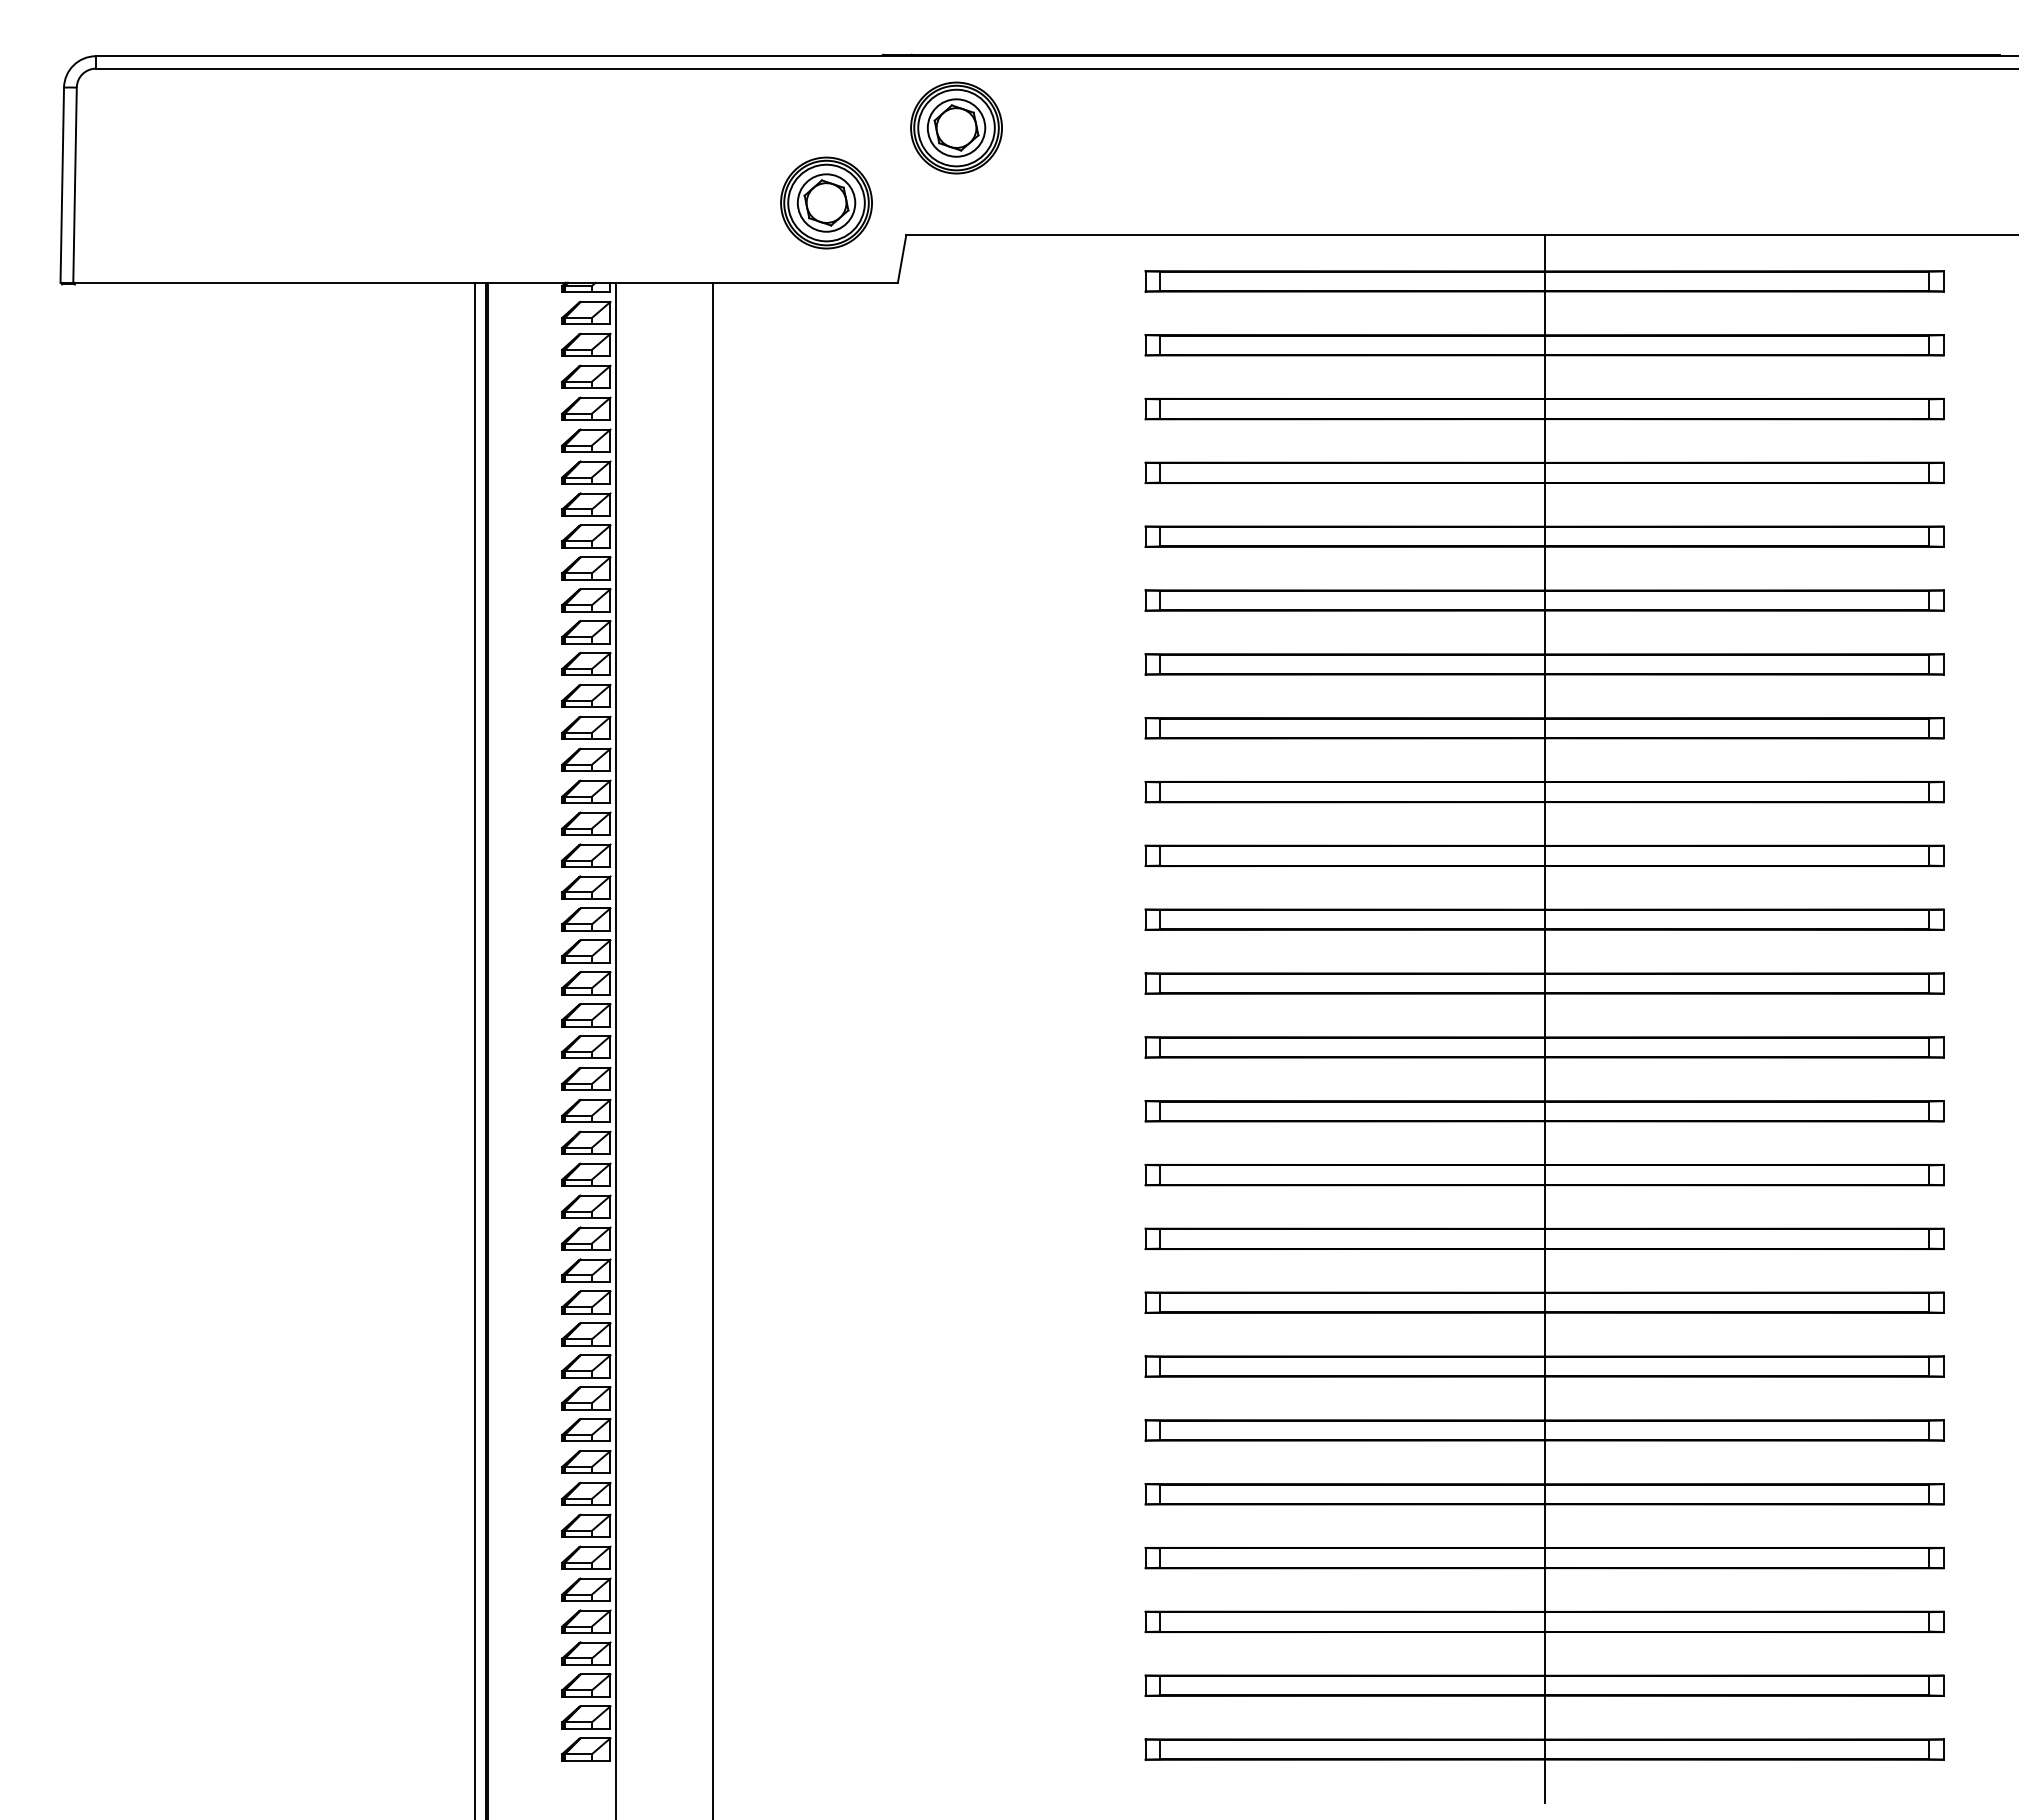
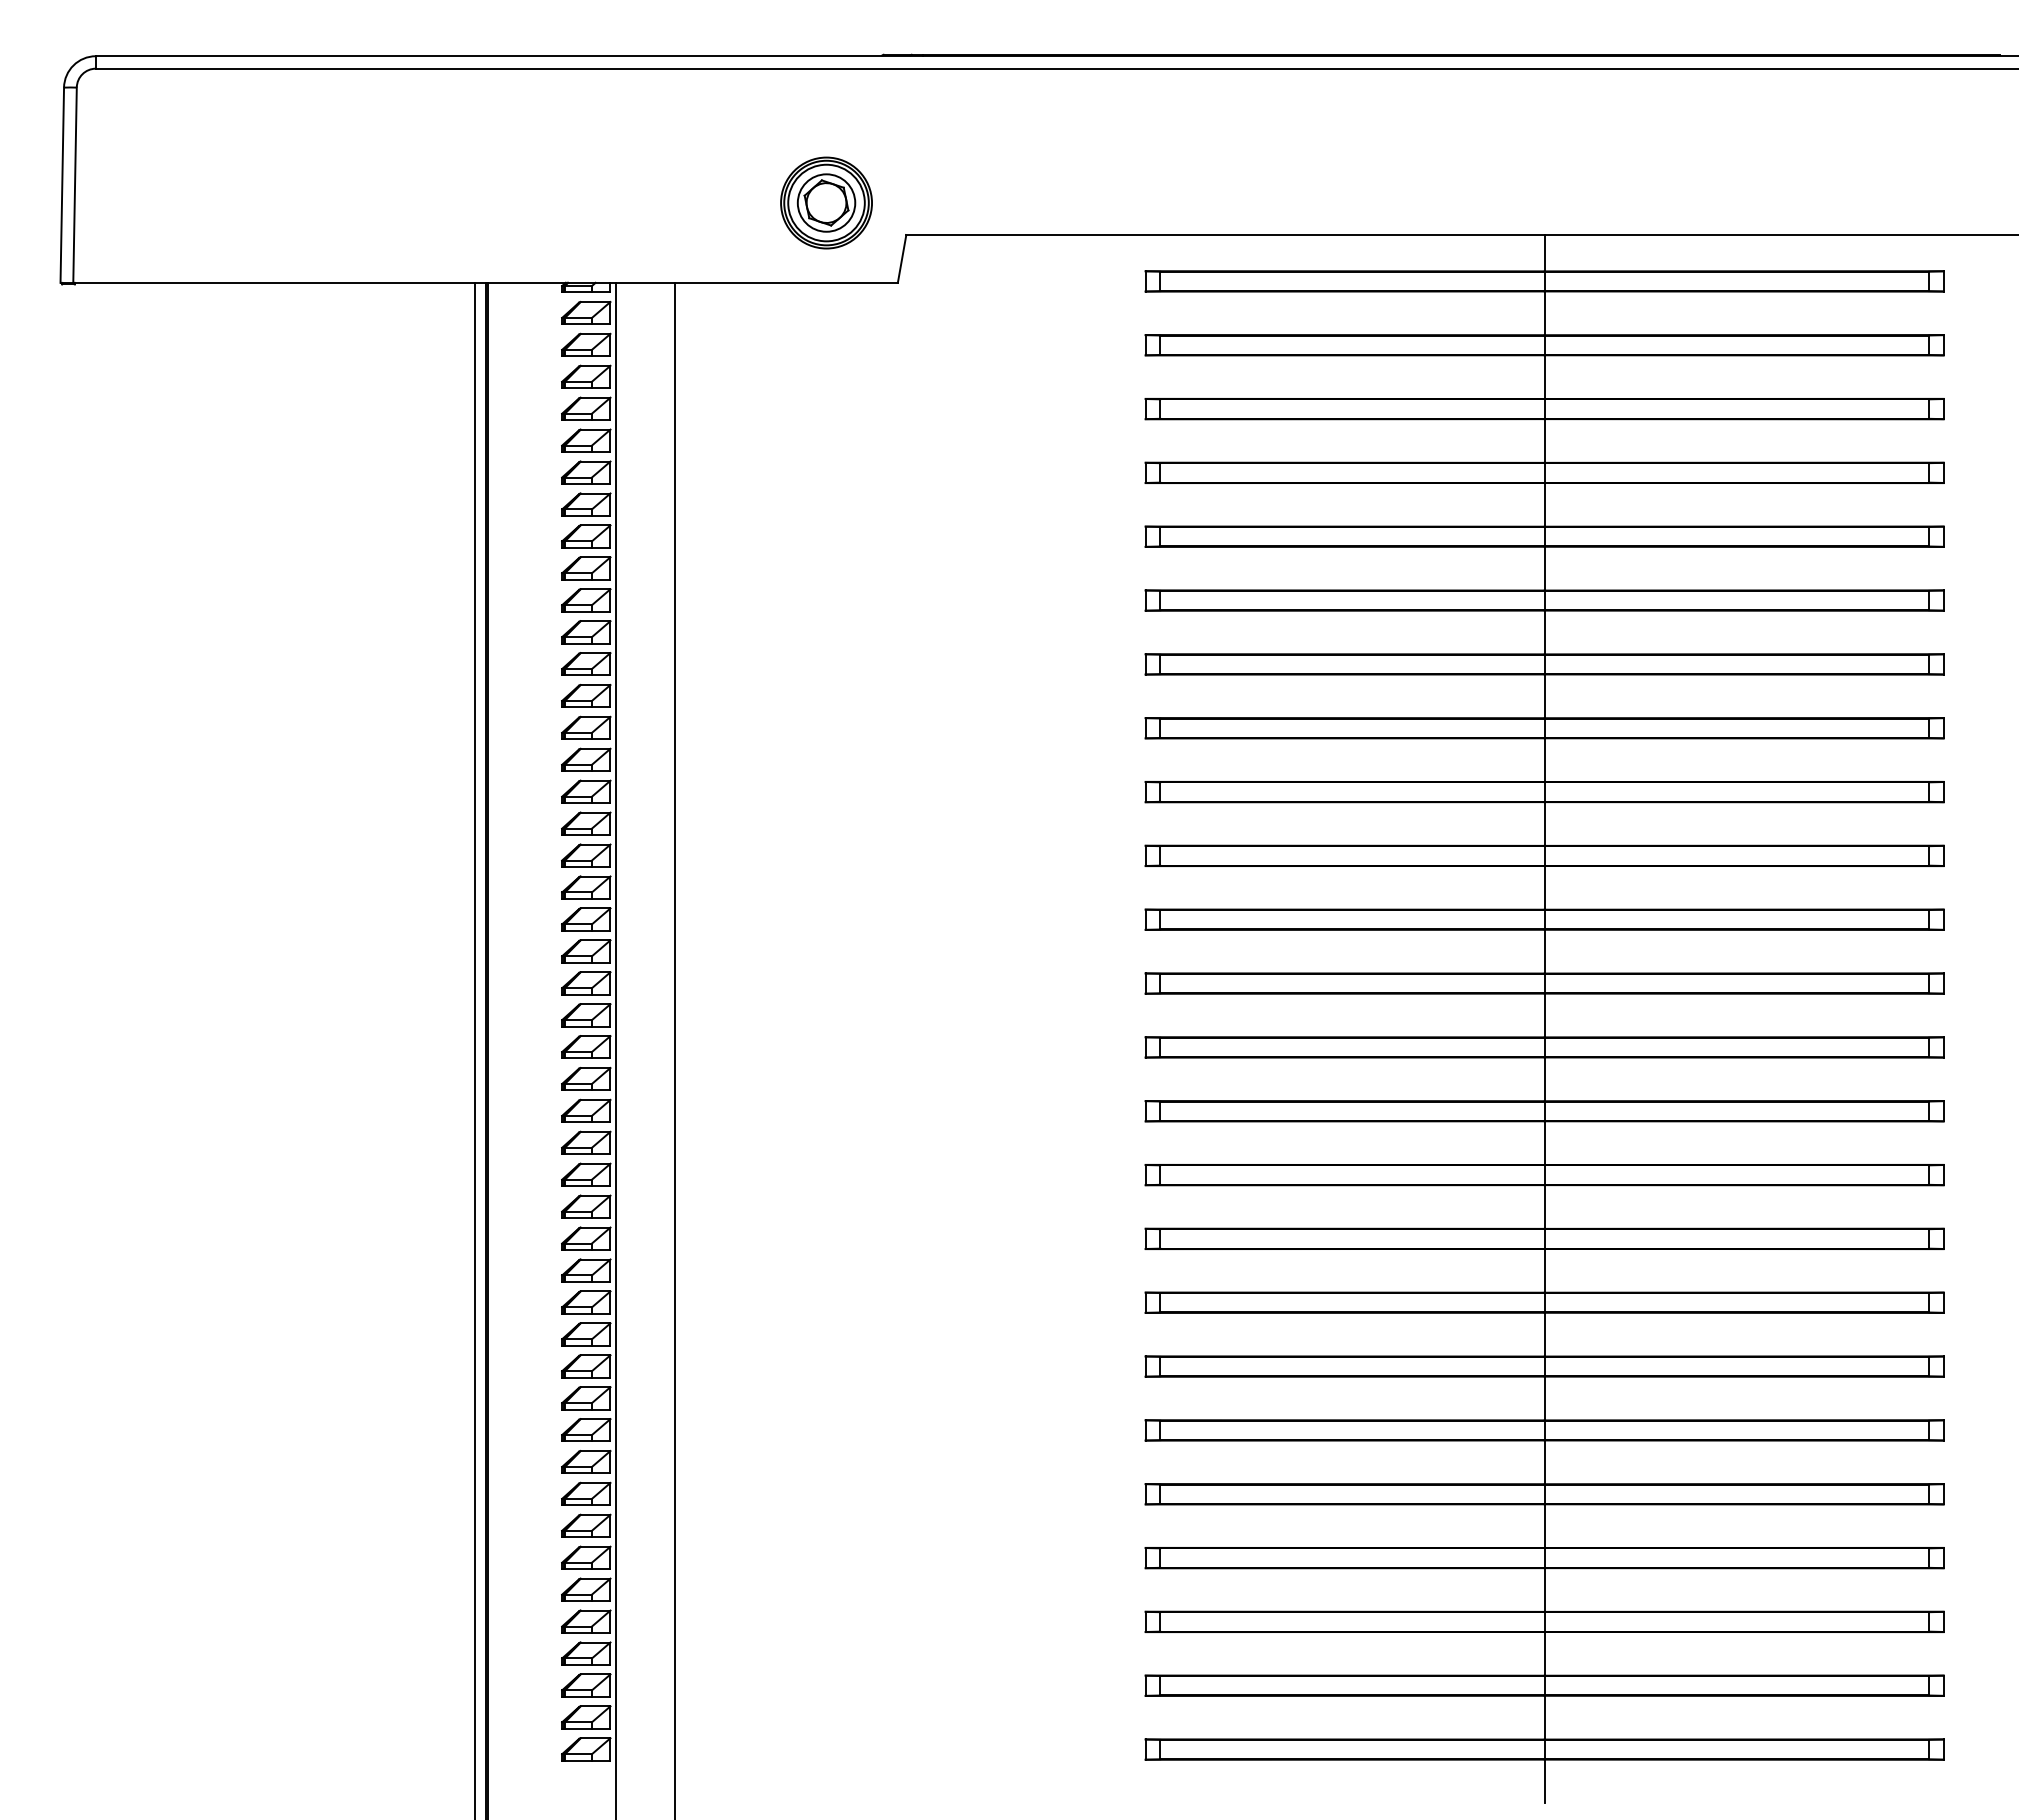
part: present -> none (956, 127)
line position: (713, 1049) -> (675, 1049) (675, 1049)
